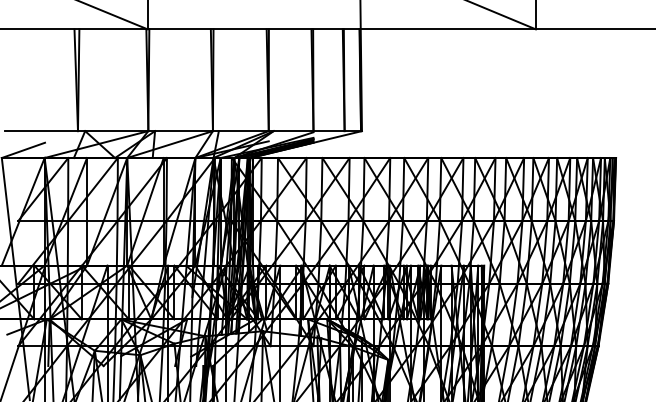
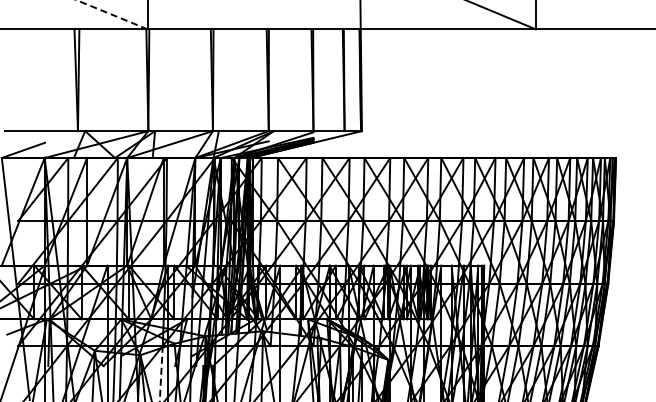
line: solid -> dashed (111, 14)
line: solid -> dashed (161, 373)
